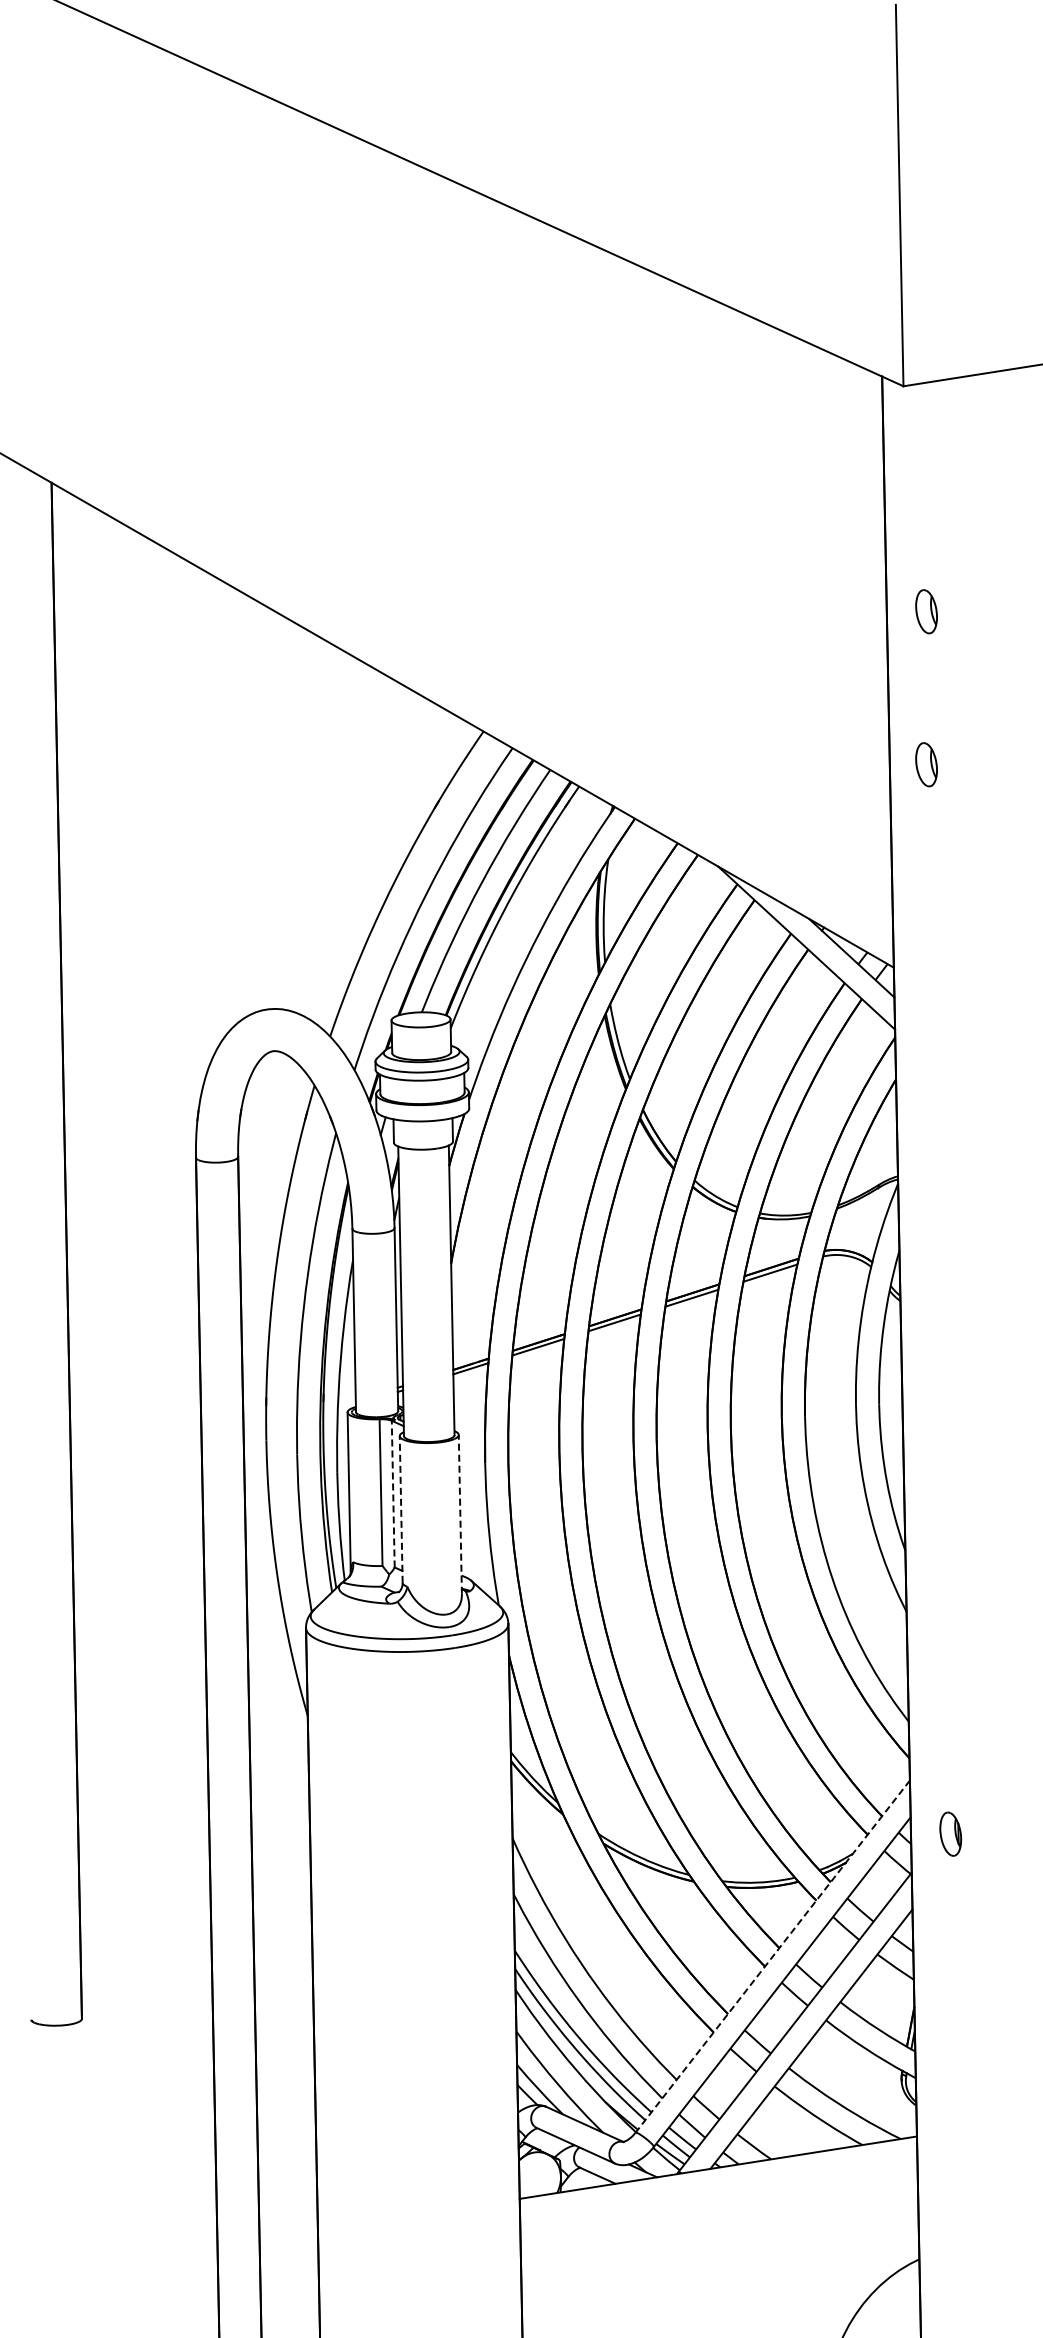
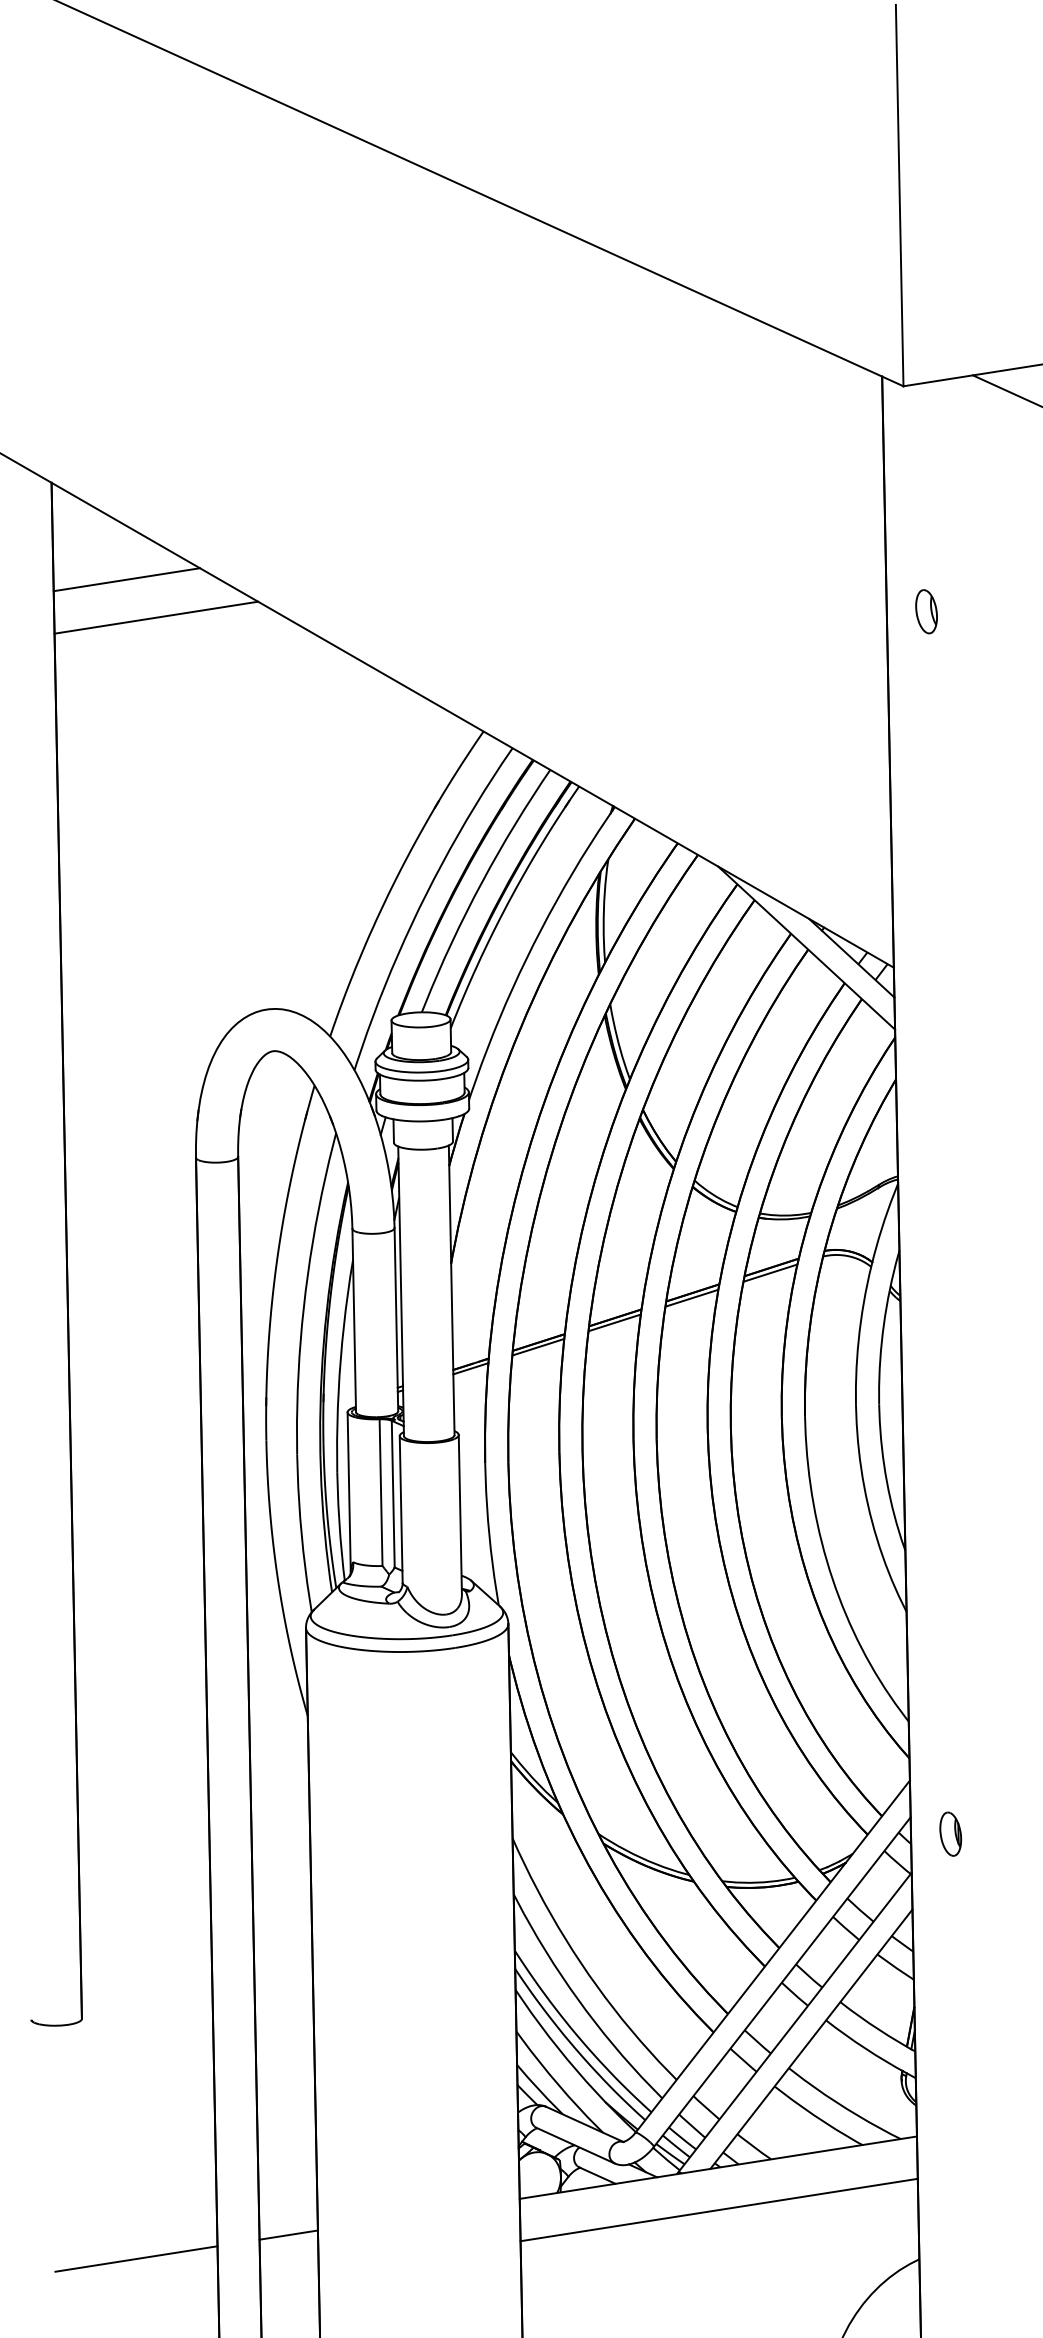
line: none -> present (1005, 390)
line: none -> present (126, 579)
line: none -> present (156, 617)
part: present -> none (926, 764)
line: dashed -> solid (393, 1493)
line: dashed -> solid (401, 1508)
line: dashed -> solid (460, 1513)
line: dashed -> solid (772, 1956)
line: none -> present (718, 2209)
line: none -> present (288, 2234)
line: none -> present (136, 2258)
